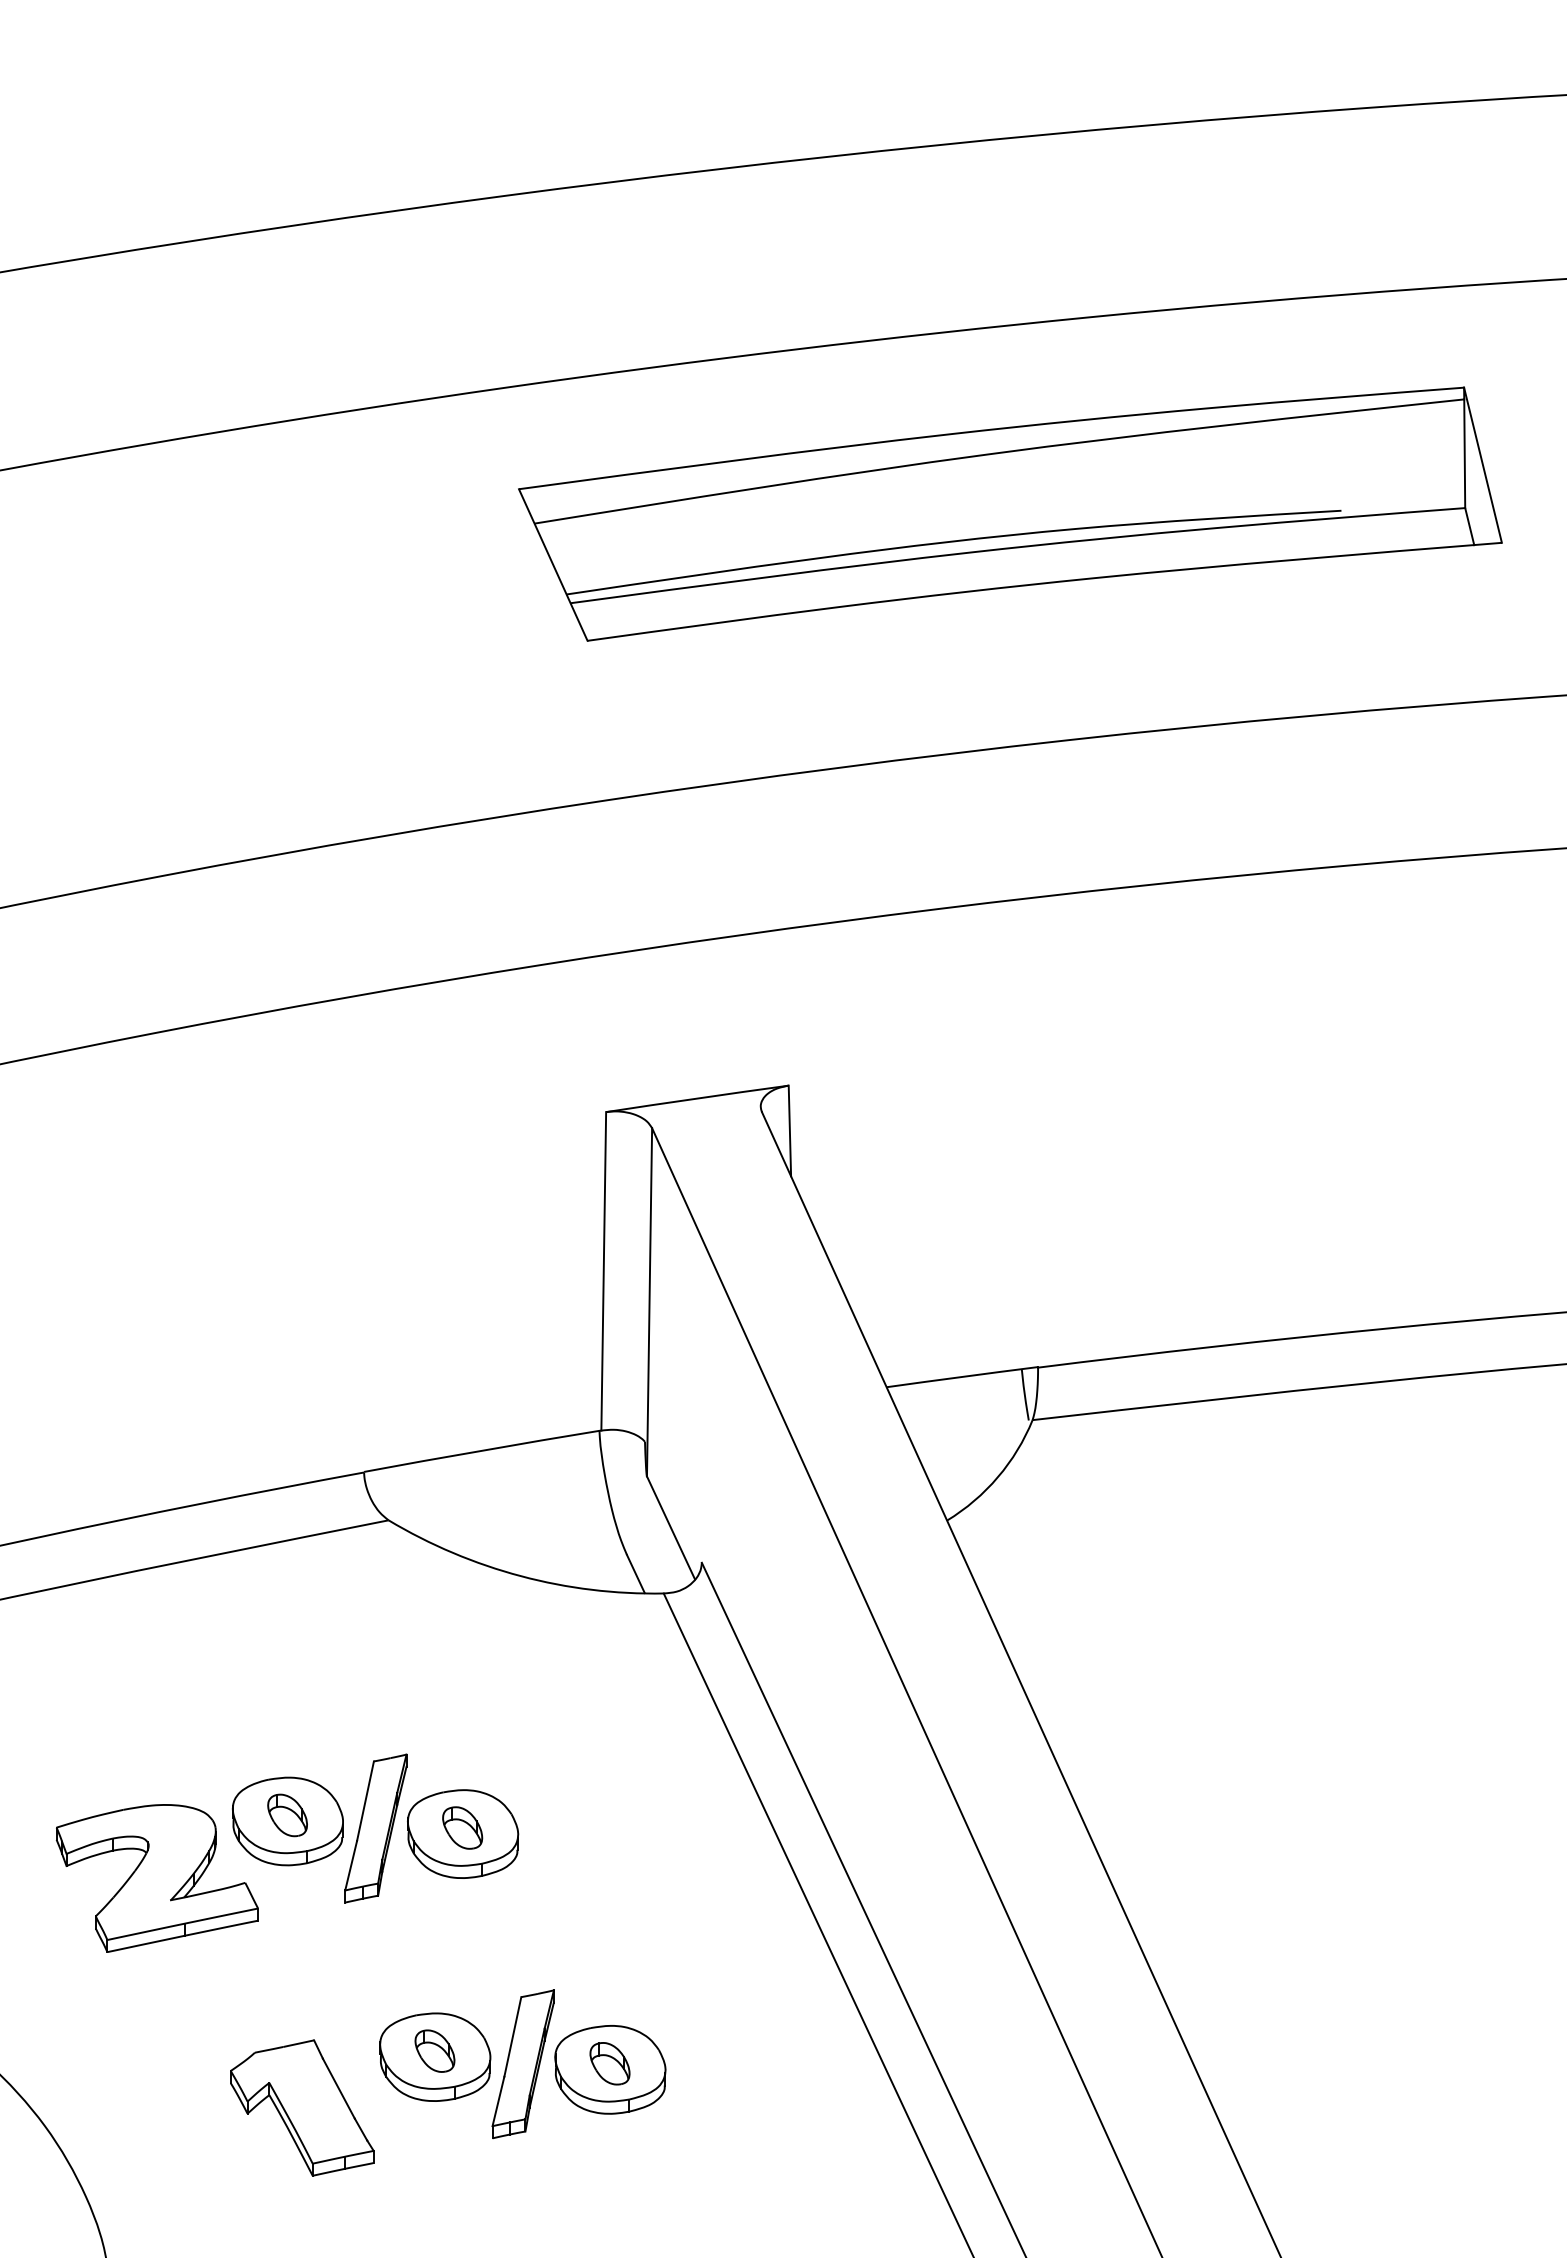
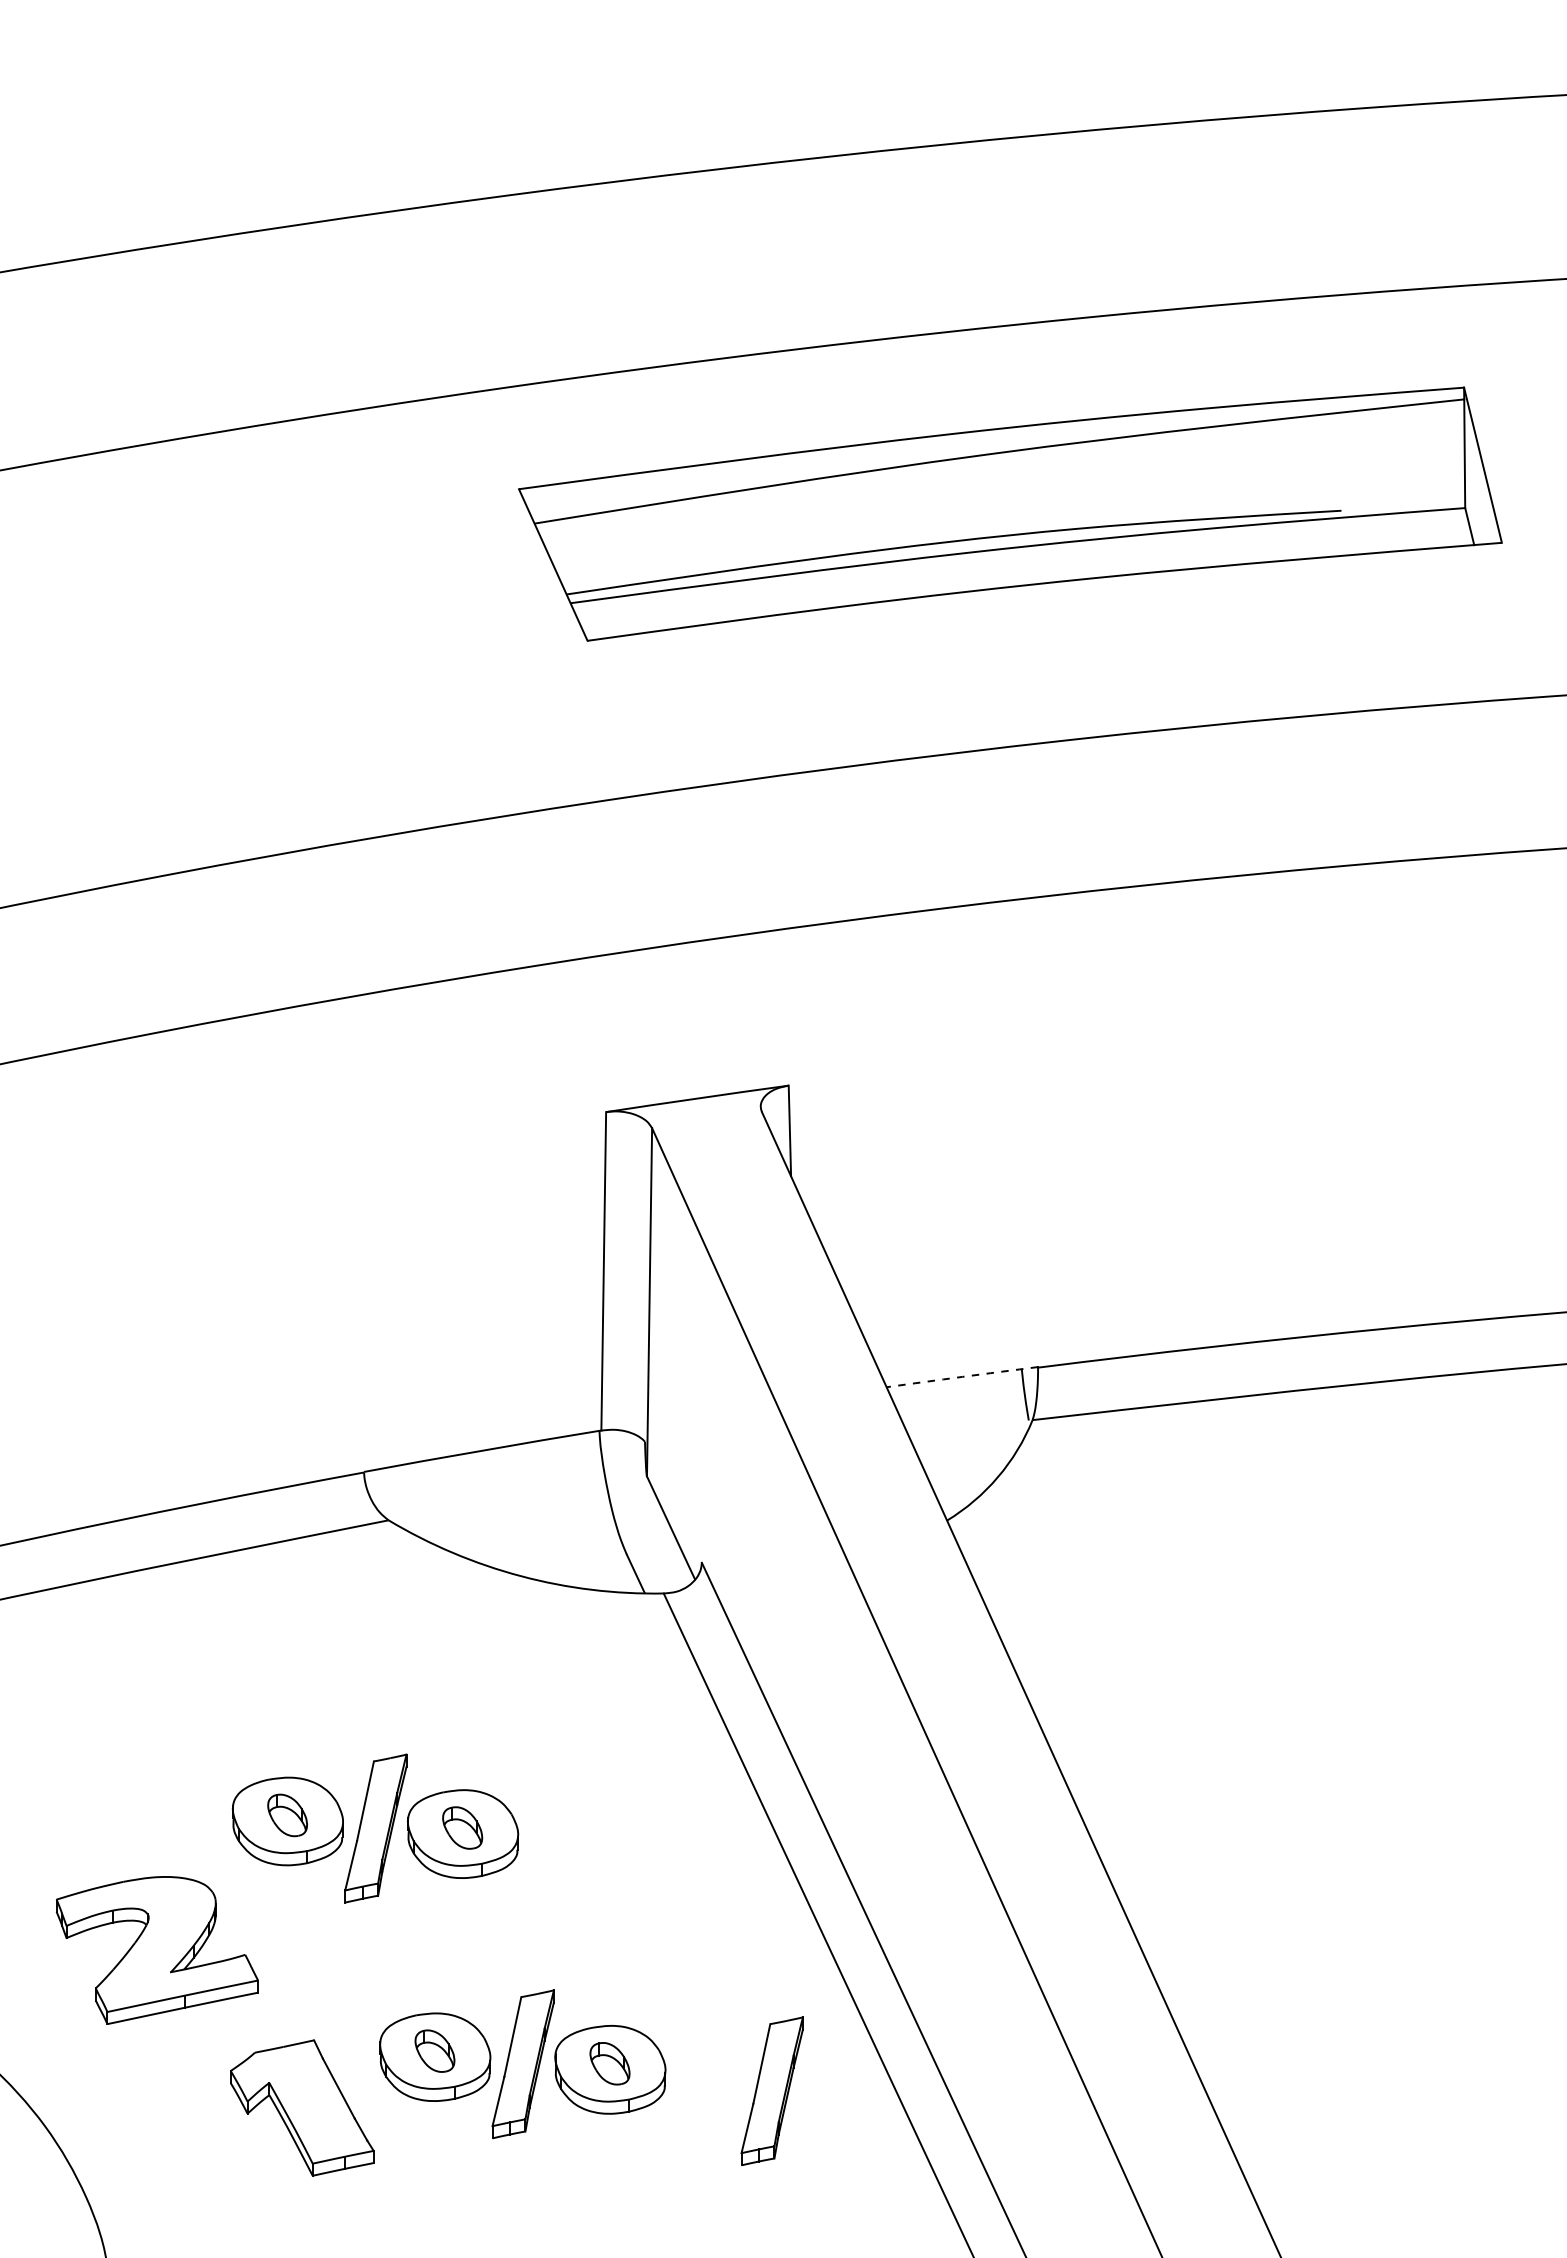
arc: solid -> dashed (962, 1376)
part position: (157, 1878) -> (157, 1950) (157, 1950)
part: none -> present (771, 2091)
